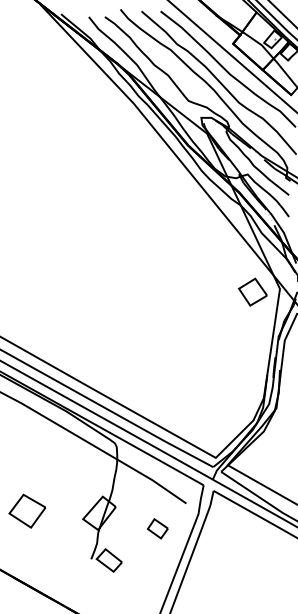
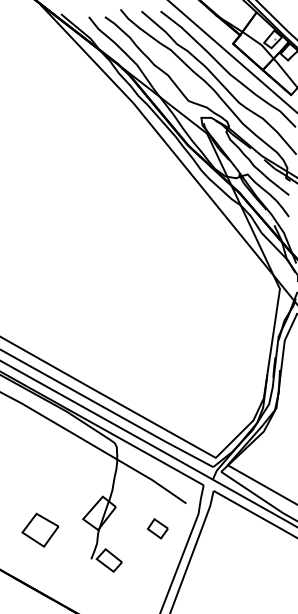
line: present -> none (282, 13)
part: present -> none (252, 291)
part position: (27, 510) -> (40, 529) (40, 529)
